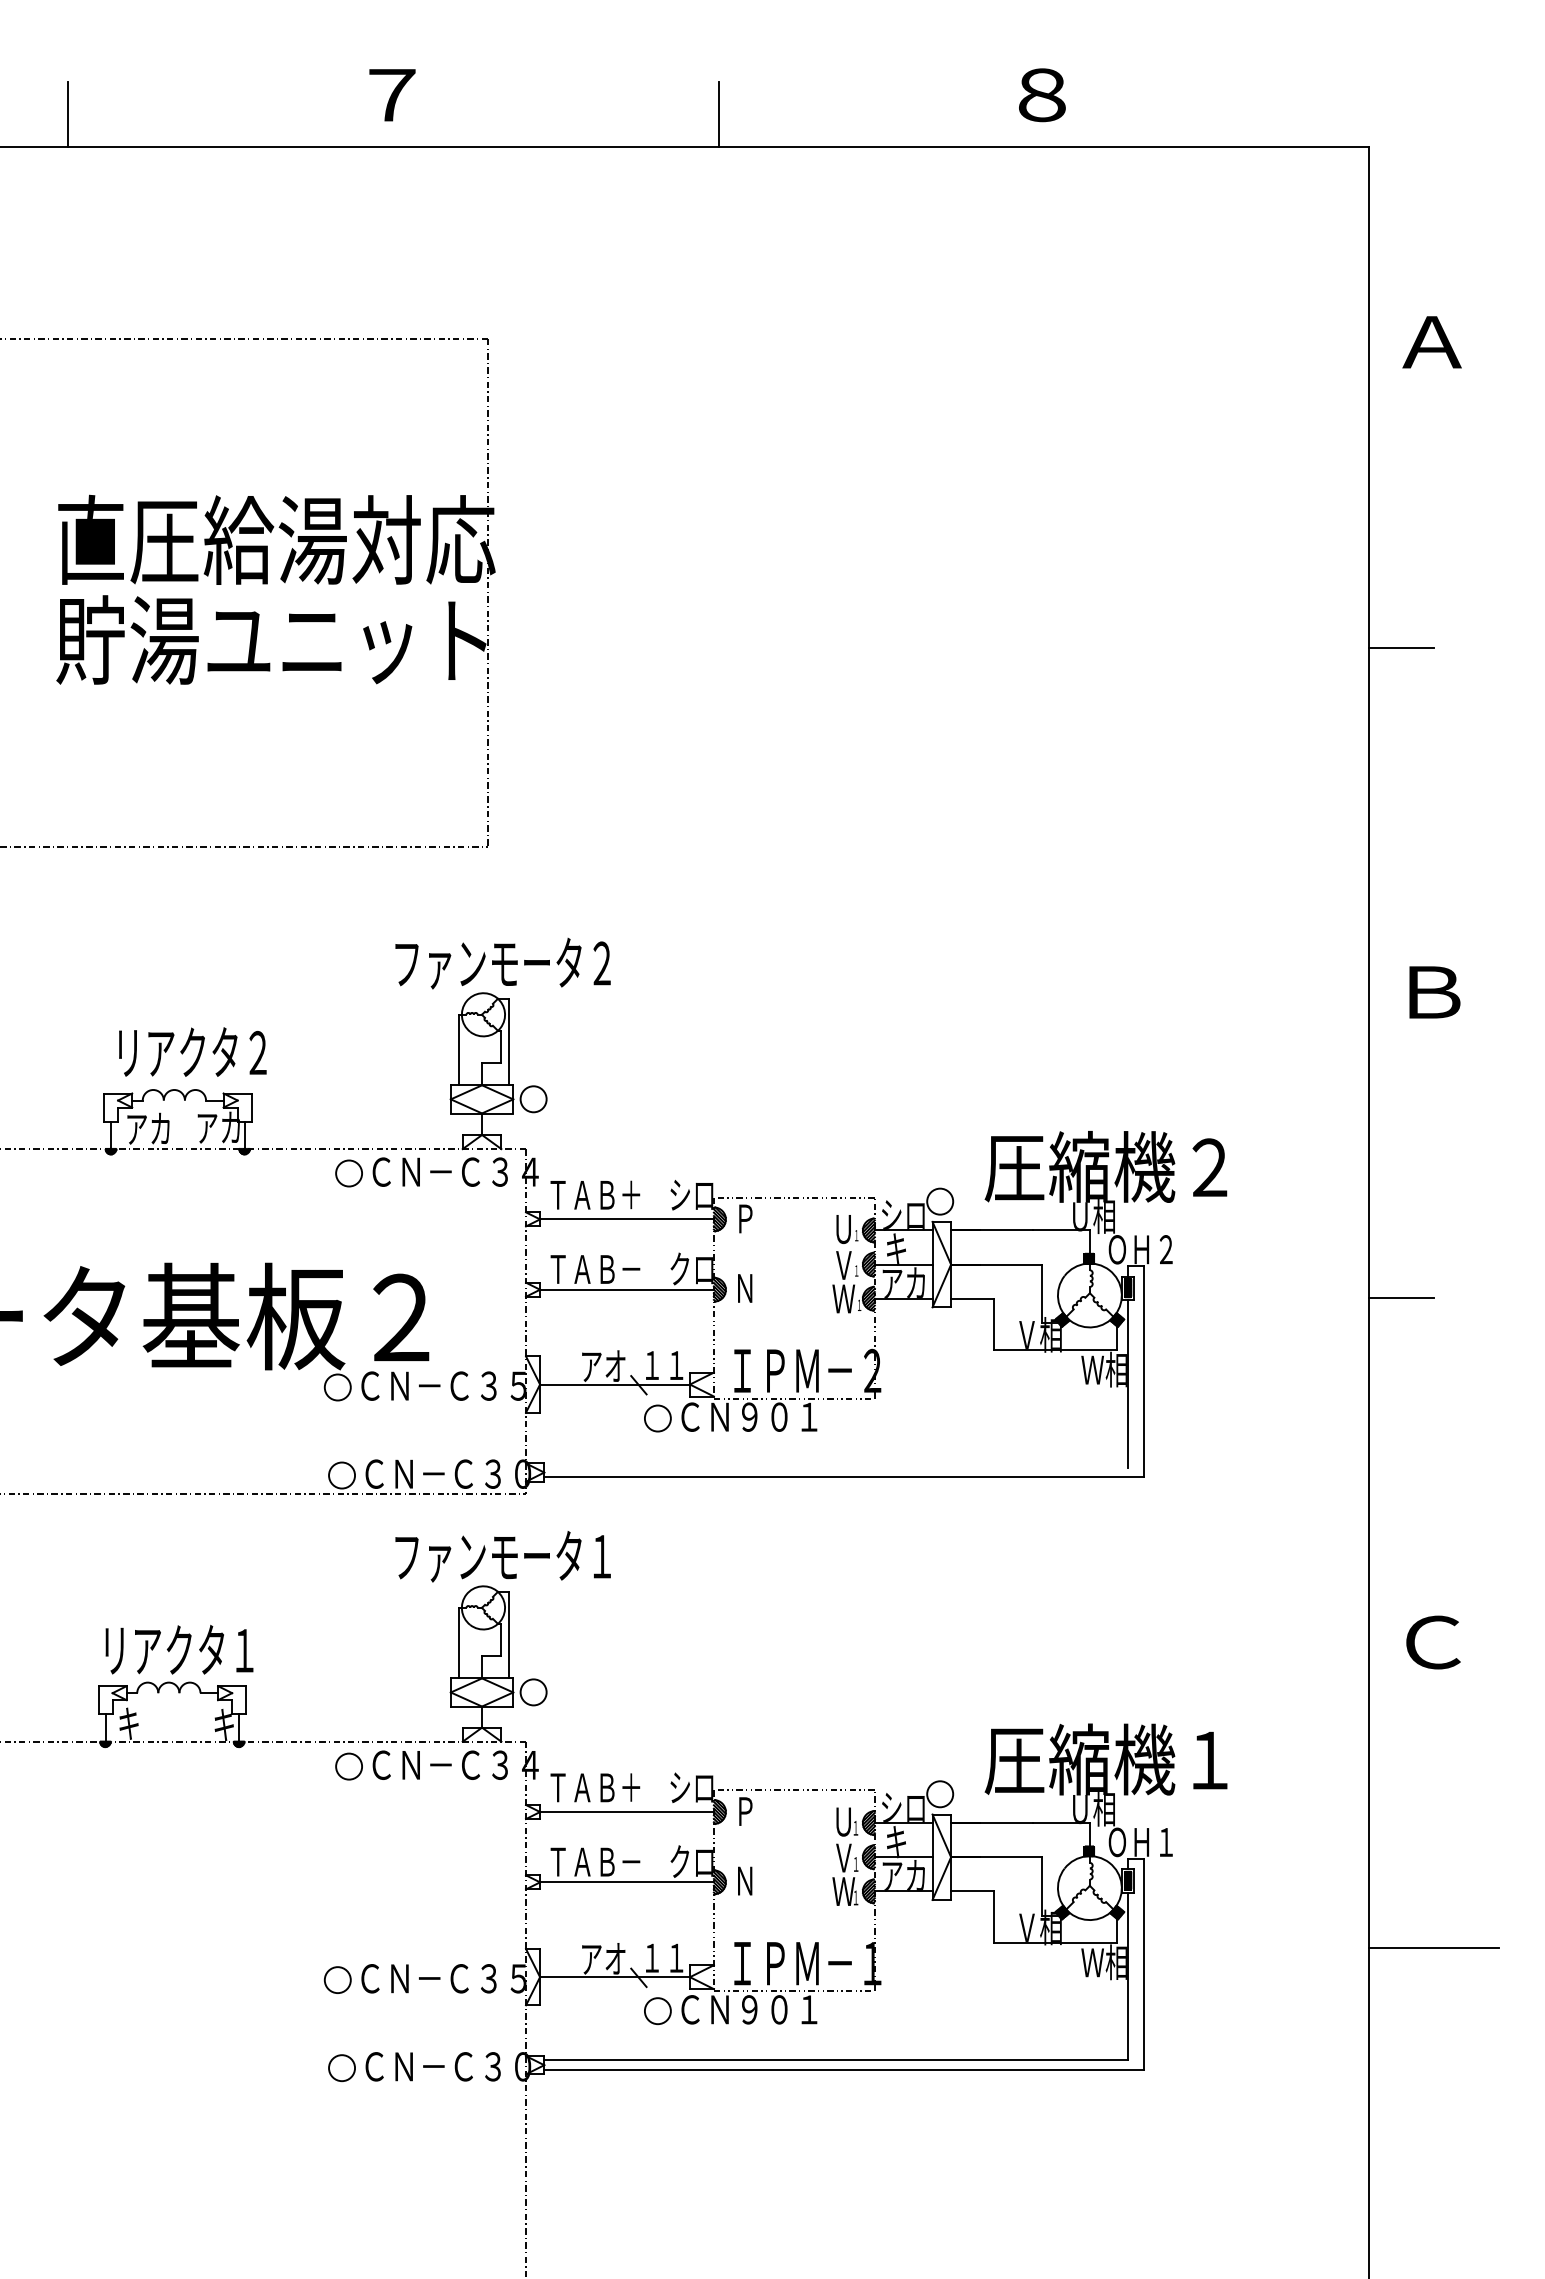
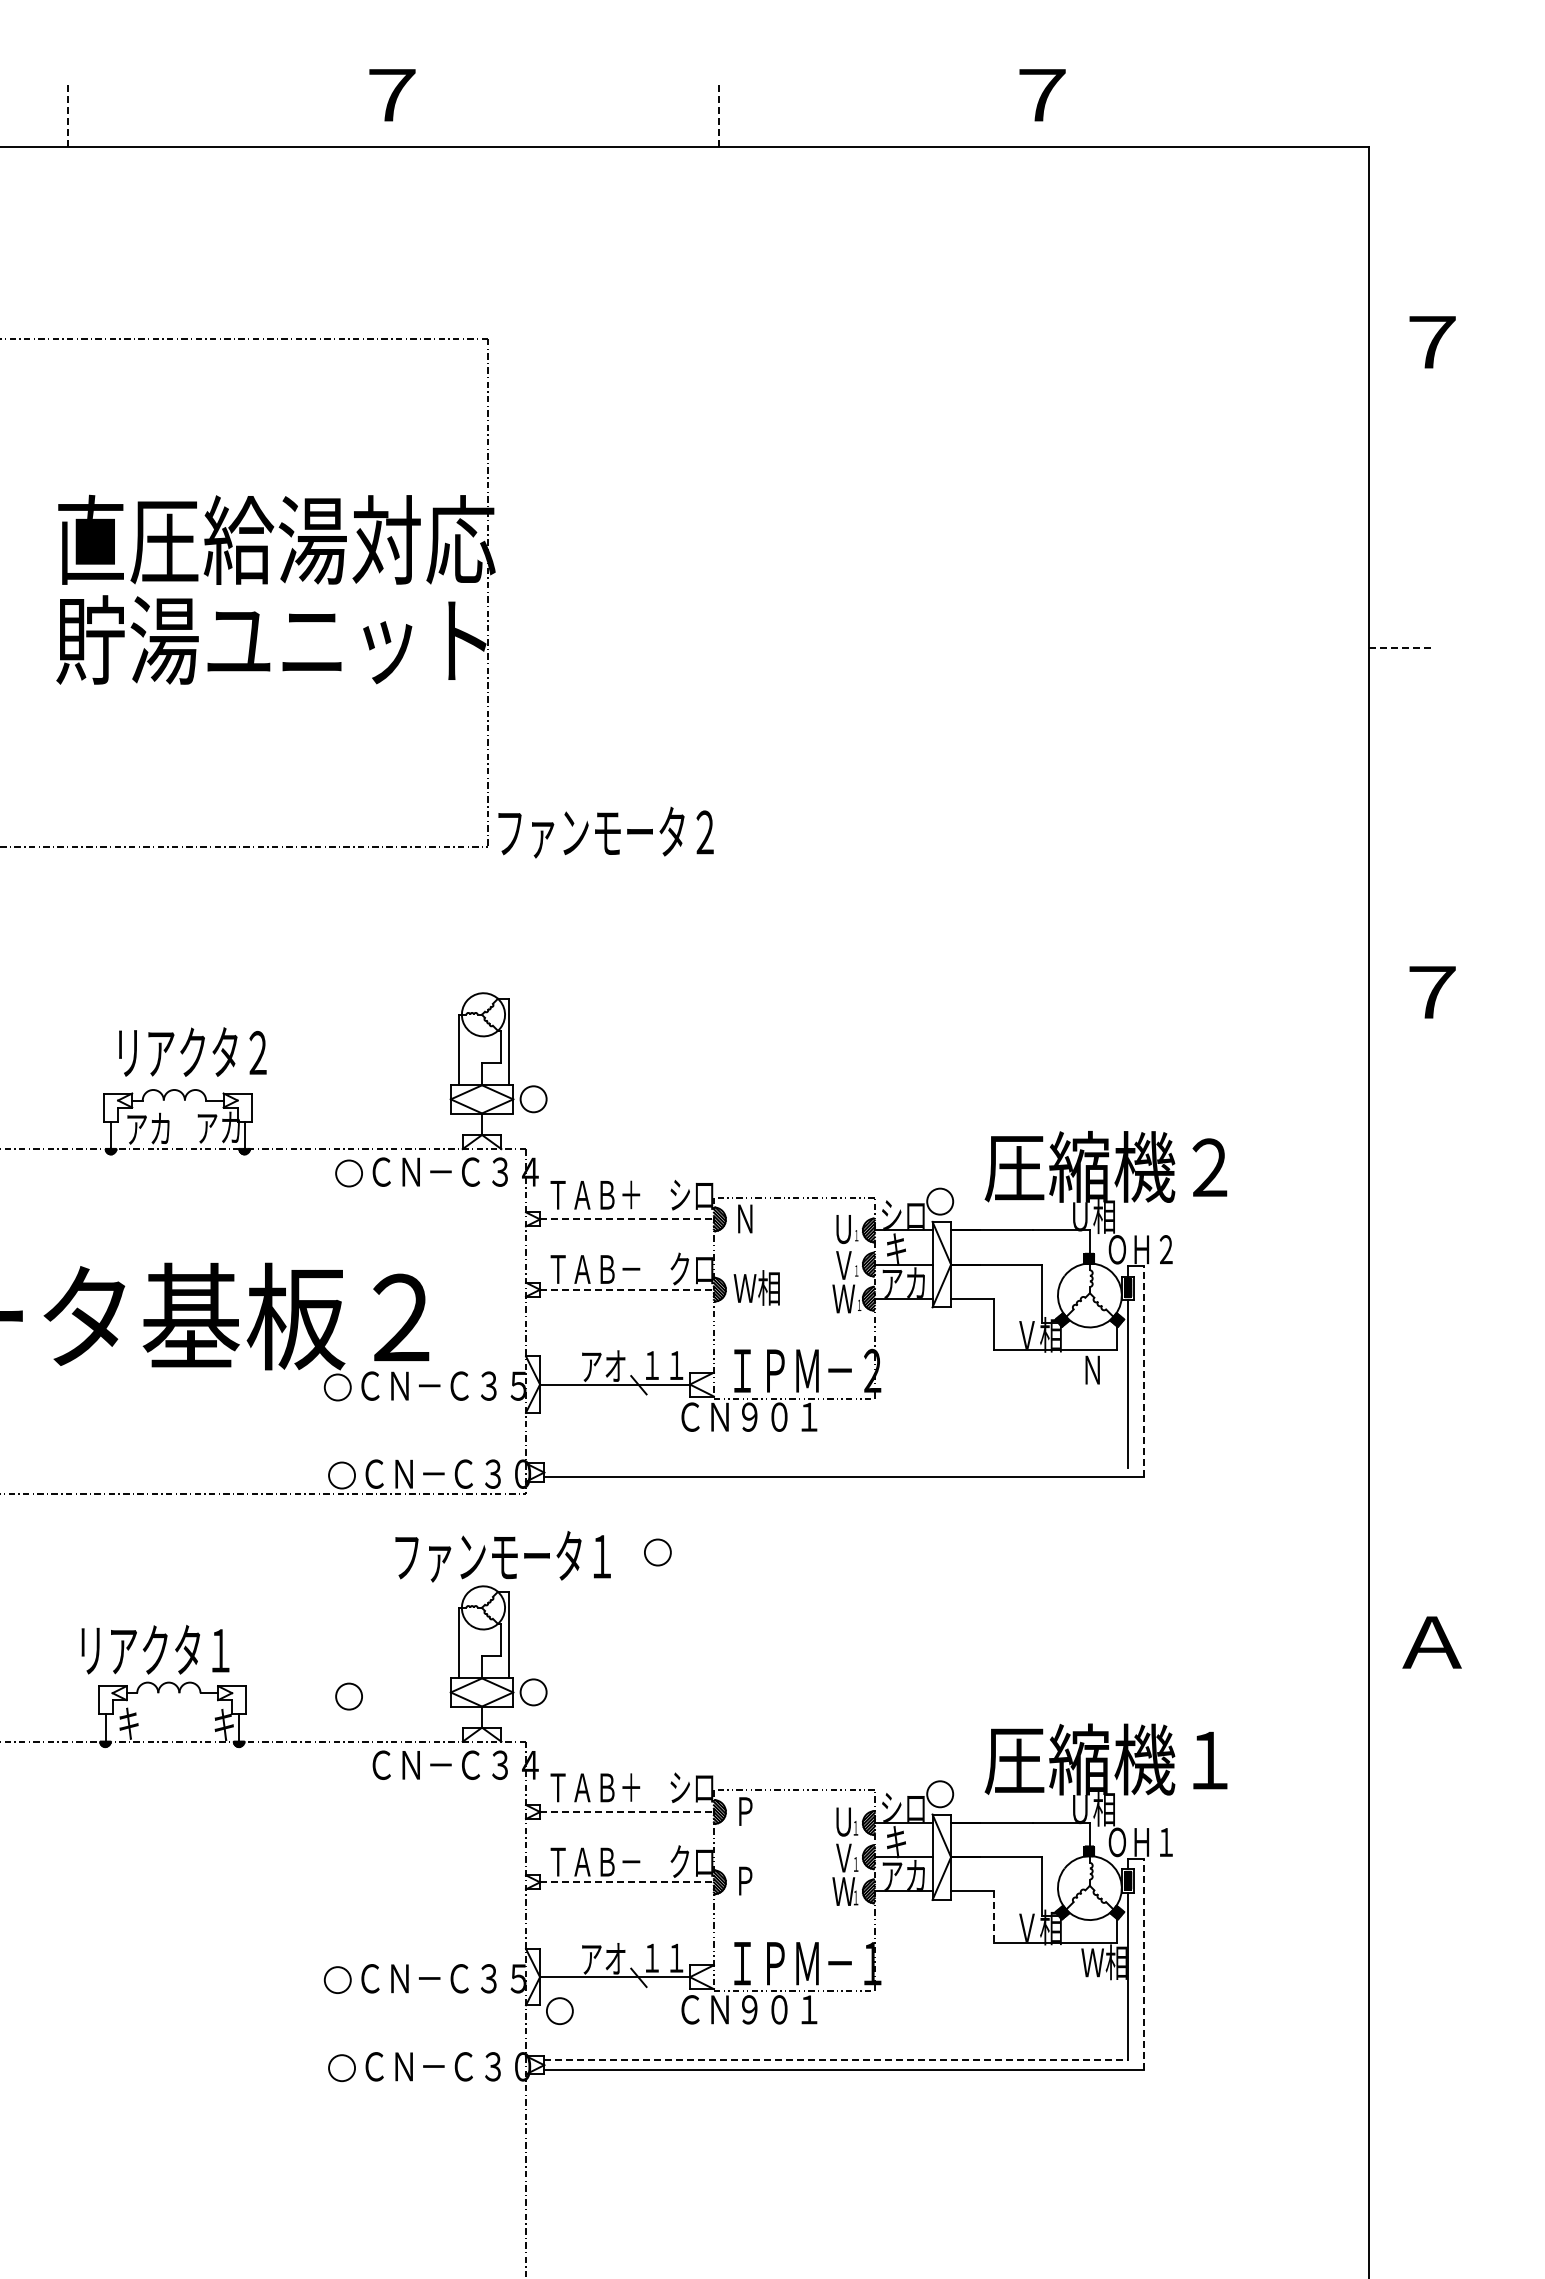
text: ８ -> ７ (1042, 95)
line: solid -> dashed (68, 114)
line: solid -> dashed (718, 114)
text: Ａ -> ７ (1431, 342)
line: solid -> dashed (1401, 647)
text position: (502, 963) -> (605, 832) (605, 832)
text: Ｂ -> ７ (1434, 992)
text: Ｐ -> Ｎ (745, 1218)
line: solid -> dashed (627, 1219)
text: Ｎ -> Ｗ相 (756, 1287)
line: solid -> dashed (627, 1289)
line: present -> none (1400, 1298)
text: Ｗ相 -> Ｎ (1103, 1369)
line: solid -> dashed (1143, 1371)
circle position: (657, 1418) -> (657, 1552) (657, 1552)
text: Ｃ -> Ａ (1431, 1642)
text position: (179, 1649) -> (155, 1649) (155, 1649)
circle position: (348, 1766) -> (348, 1696) (348, 1696)
line: solid -> dashed (627, 1812)
text: Ｎ -> Ｐ (745, 1880)
line: solid -> dashed (627, 1882)
line: solid -> dashed (994, 1917)
line: present -> none (1433, 1948)
line: solid -> dashed (1143, 1964)
circle position: (657, 2011) -> (559, 2011) (559, 2011)
line: solid -> dashed (836, 2060)
